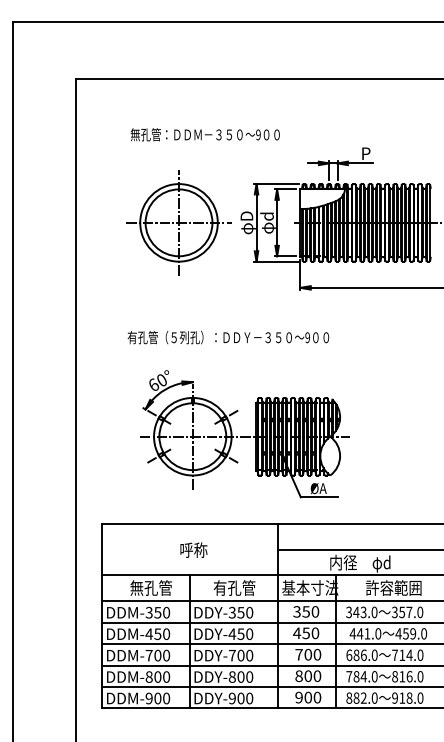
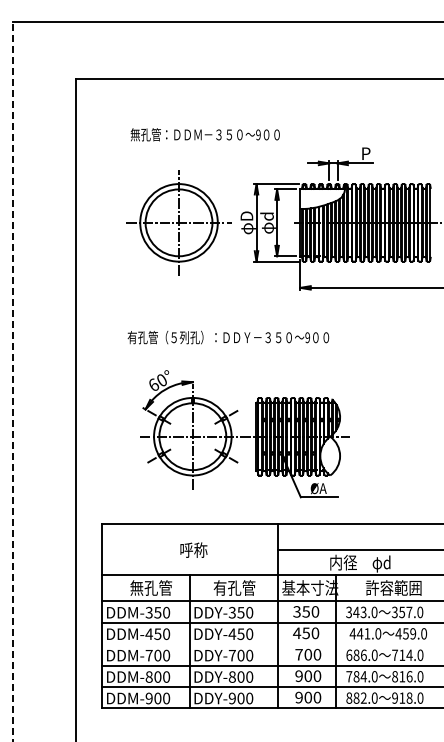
line: solid -> dashed (13, 382)
line: present -> none (271, 644)
text: 800 -> 900 (298, 675)
